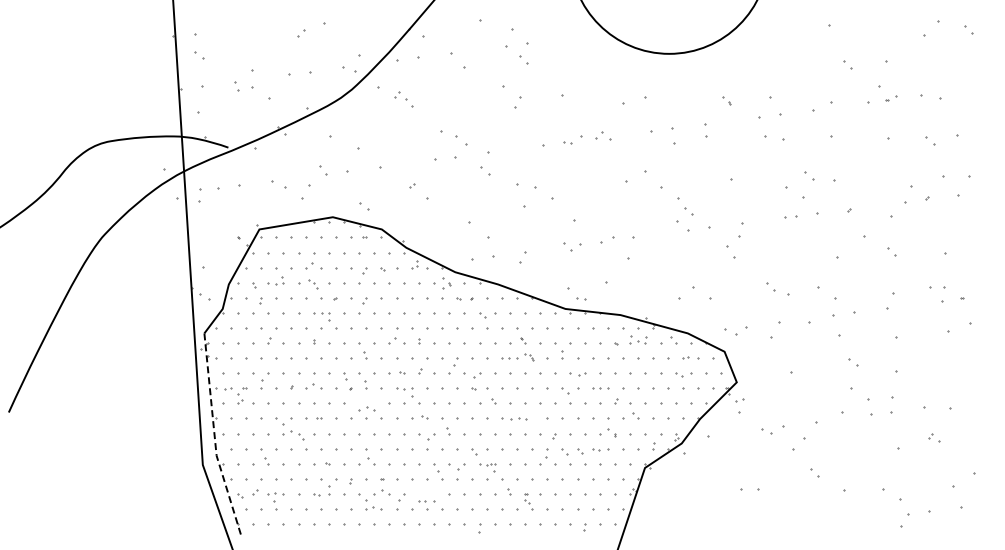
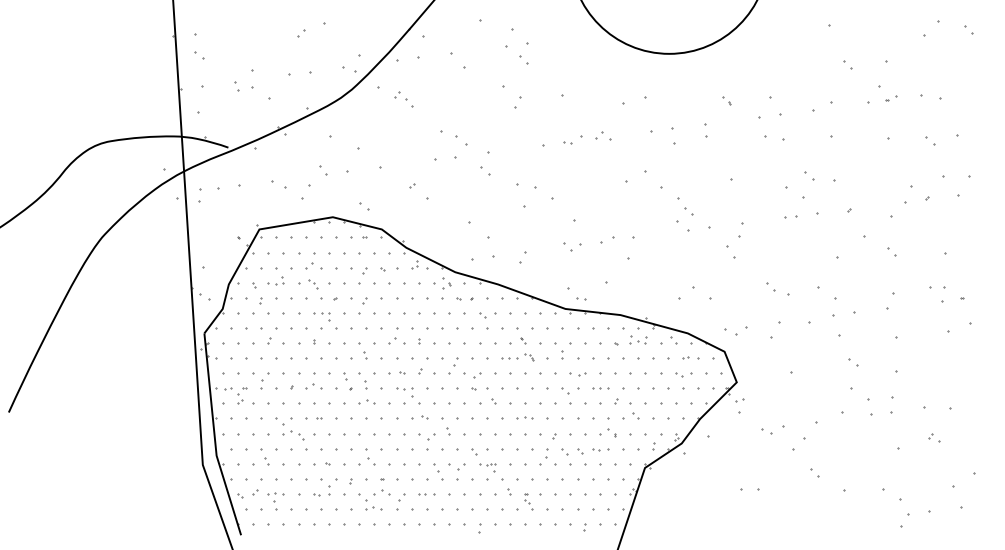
part position: (366, 408) -> (366, 401) (366, 401)
part position: (518, 418) -> (524, 417) (524, 417)
line: dashed -> solid (214, 436)
part position: (426, 501) -> (426, 494) (426, 494)
